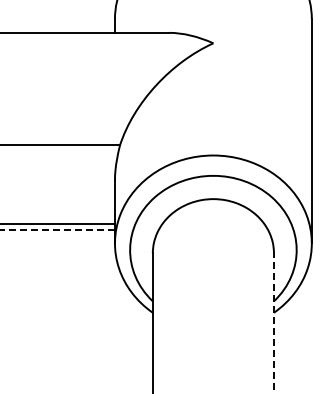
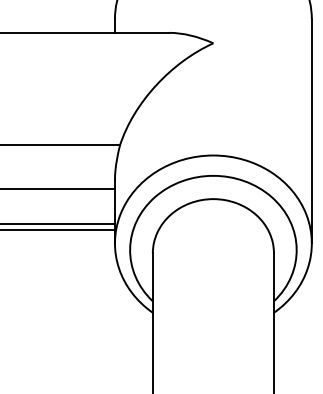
line: none -> present (58, 189)
line: dashed -> solid (57, 229)
line: dashed -> solid (273, 323)
